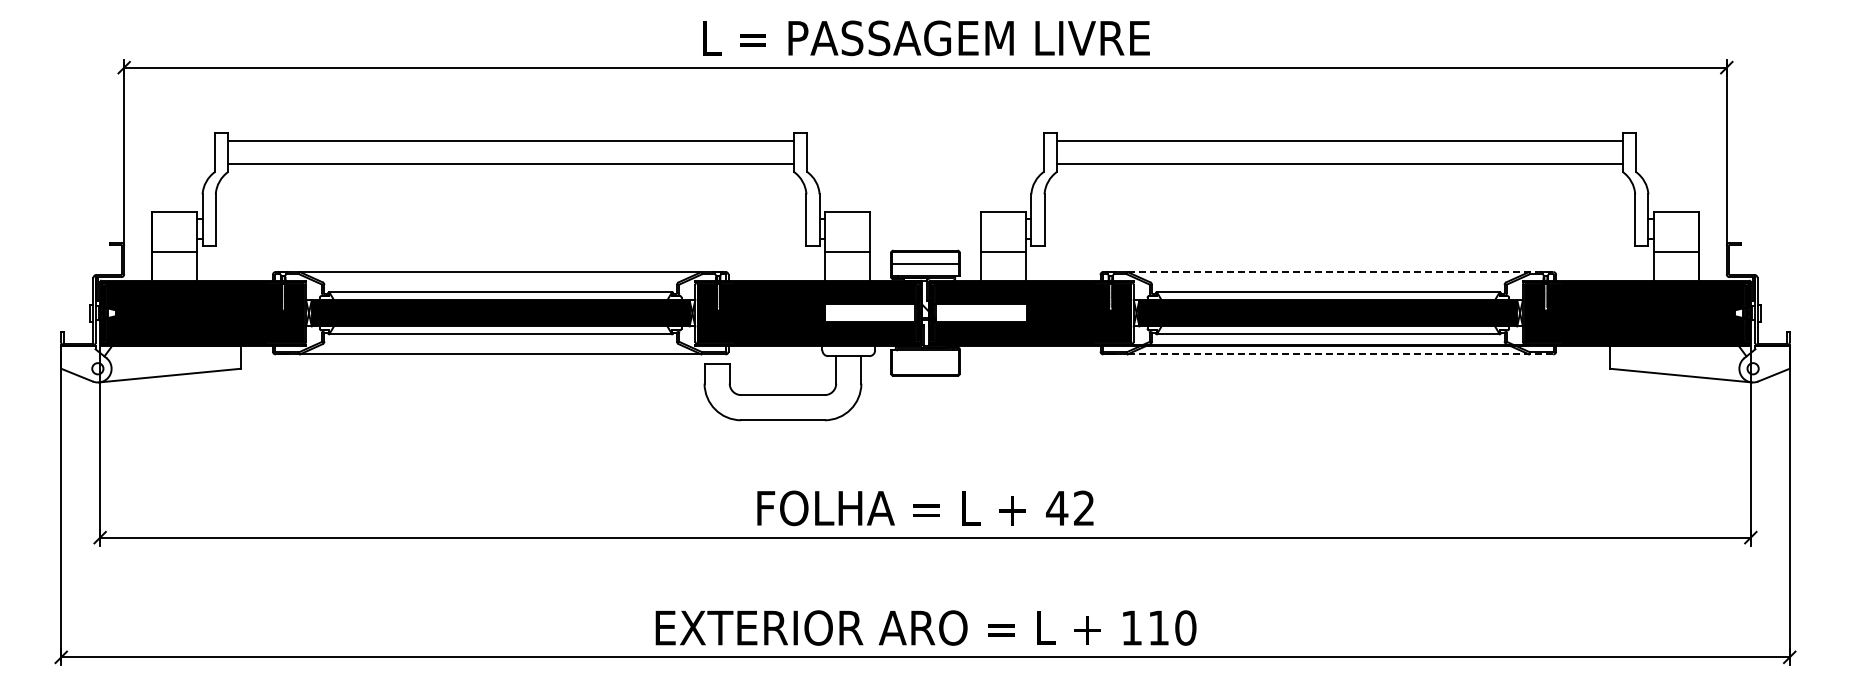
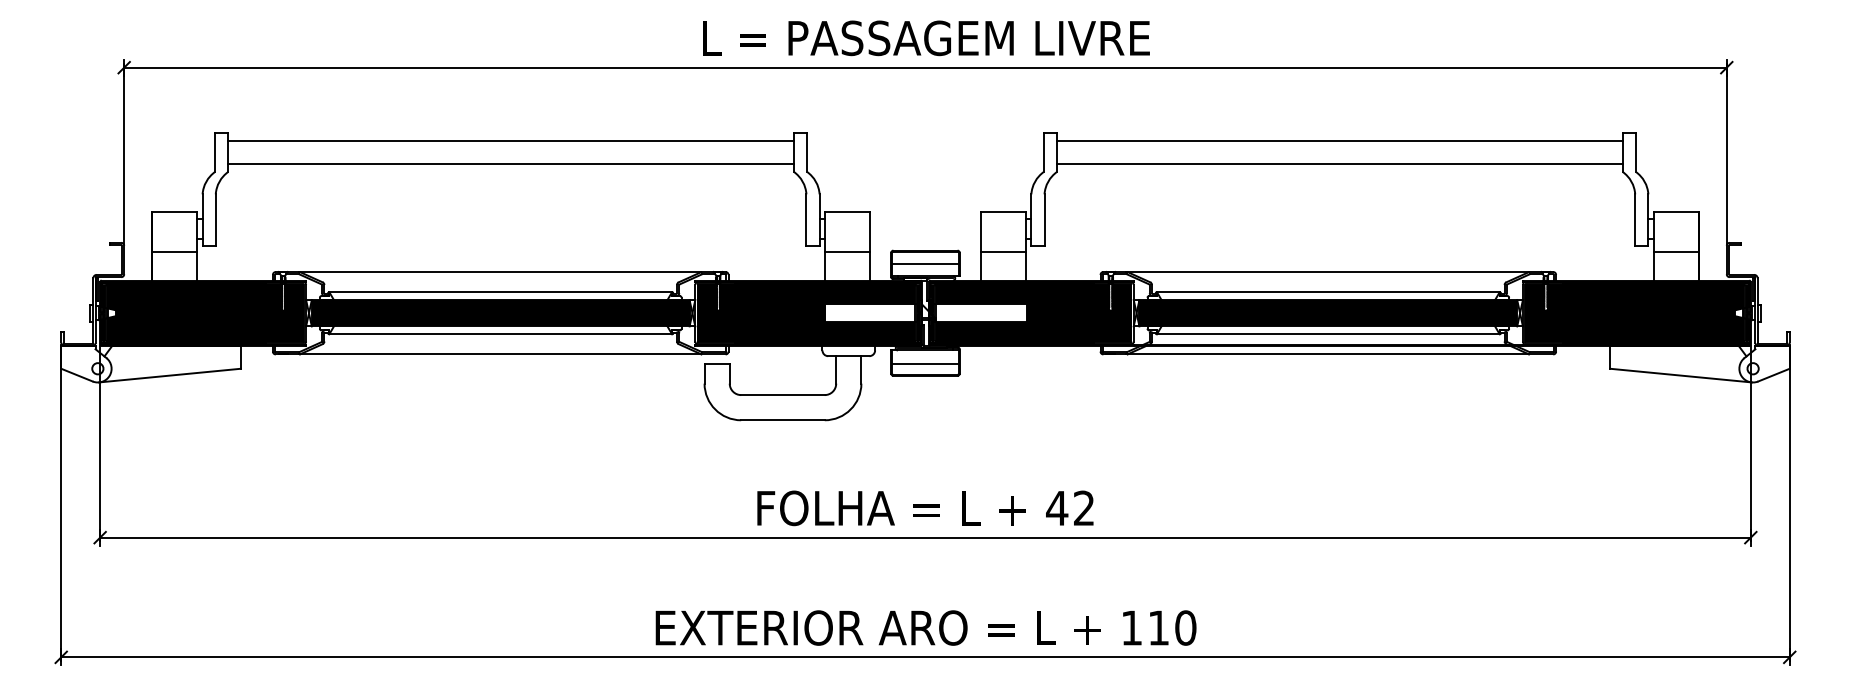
line: dashed -> solid (1339, 272)
line: dashed -> solid (1339, 354)
line: none -> present (925, 363)
